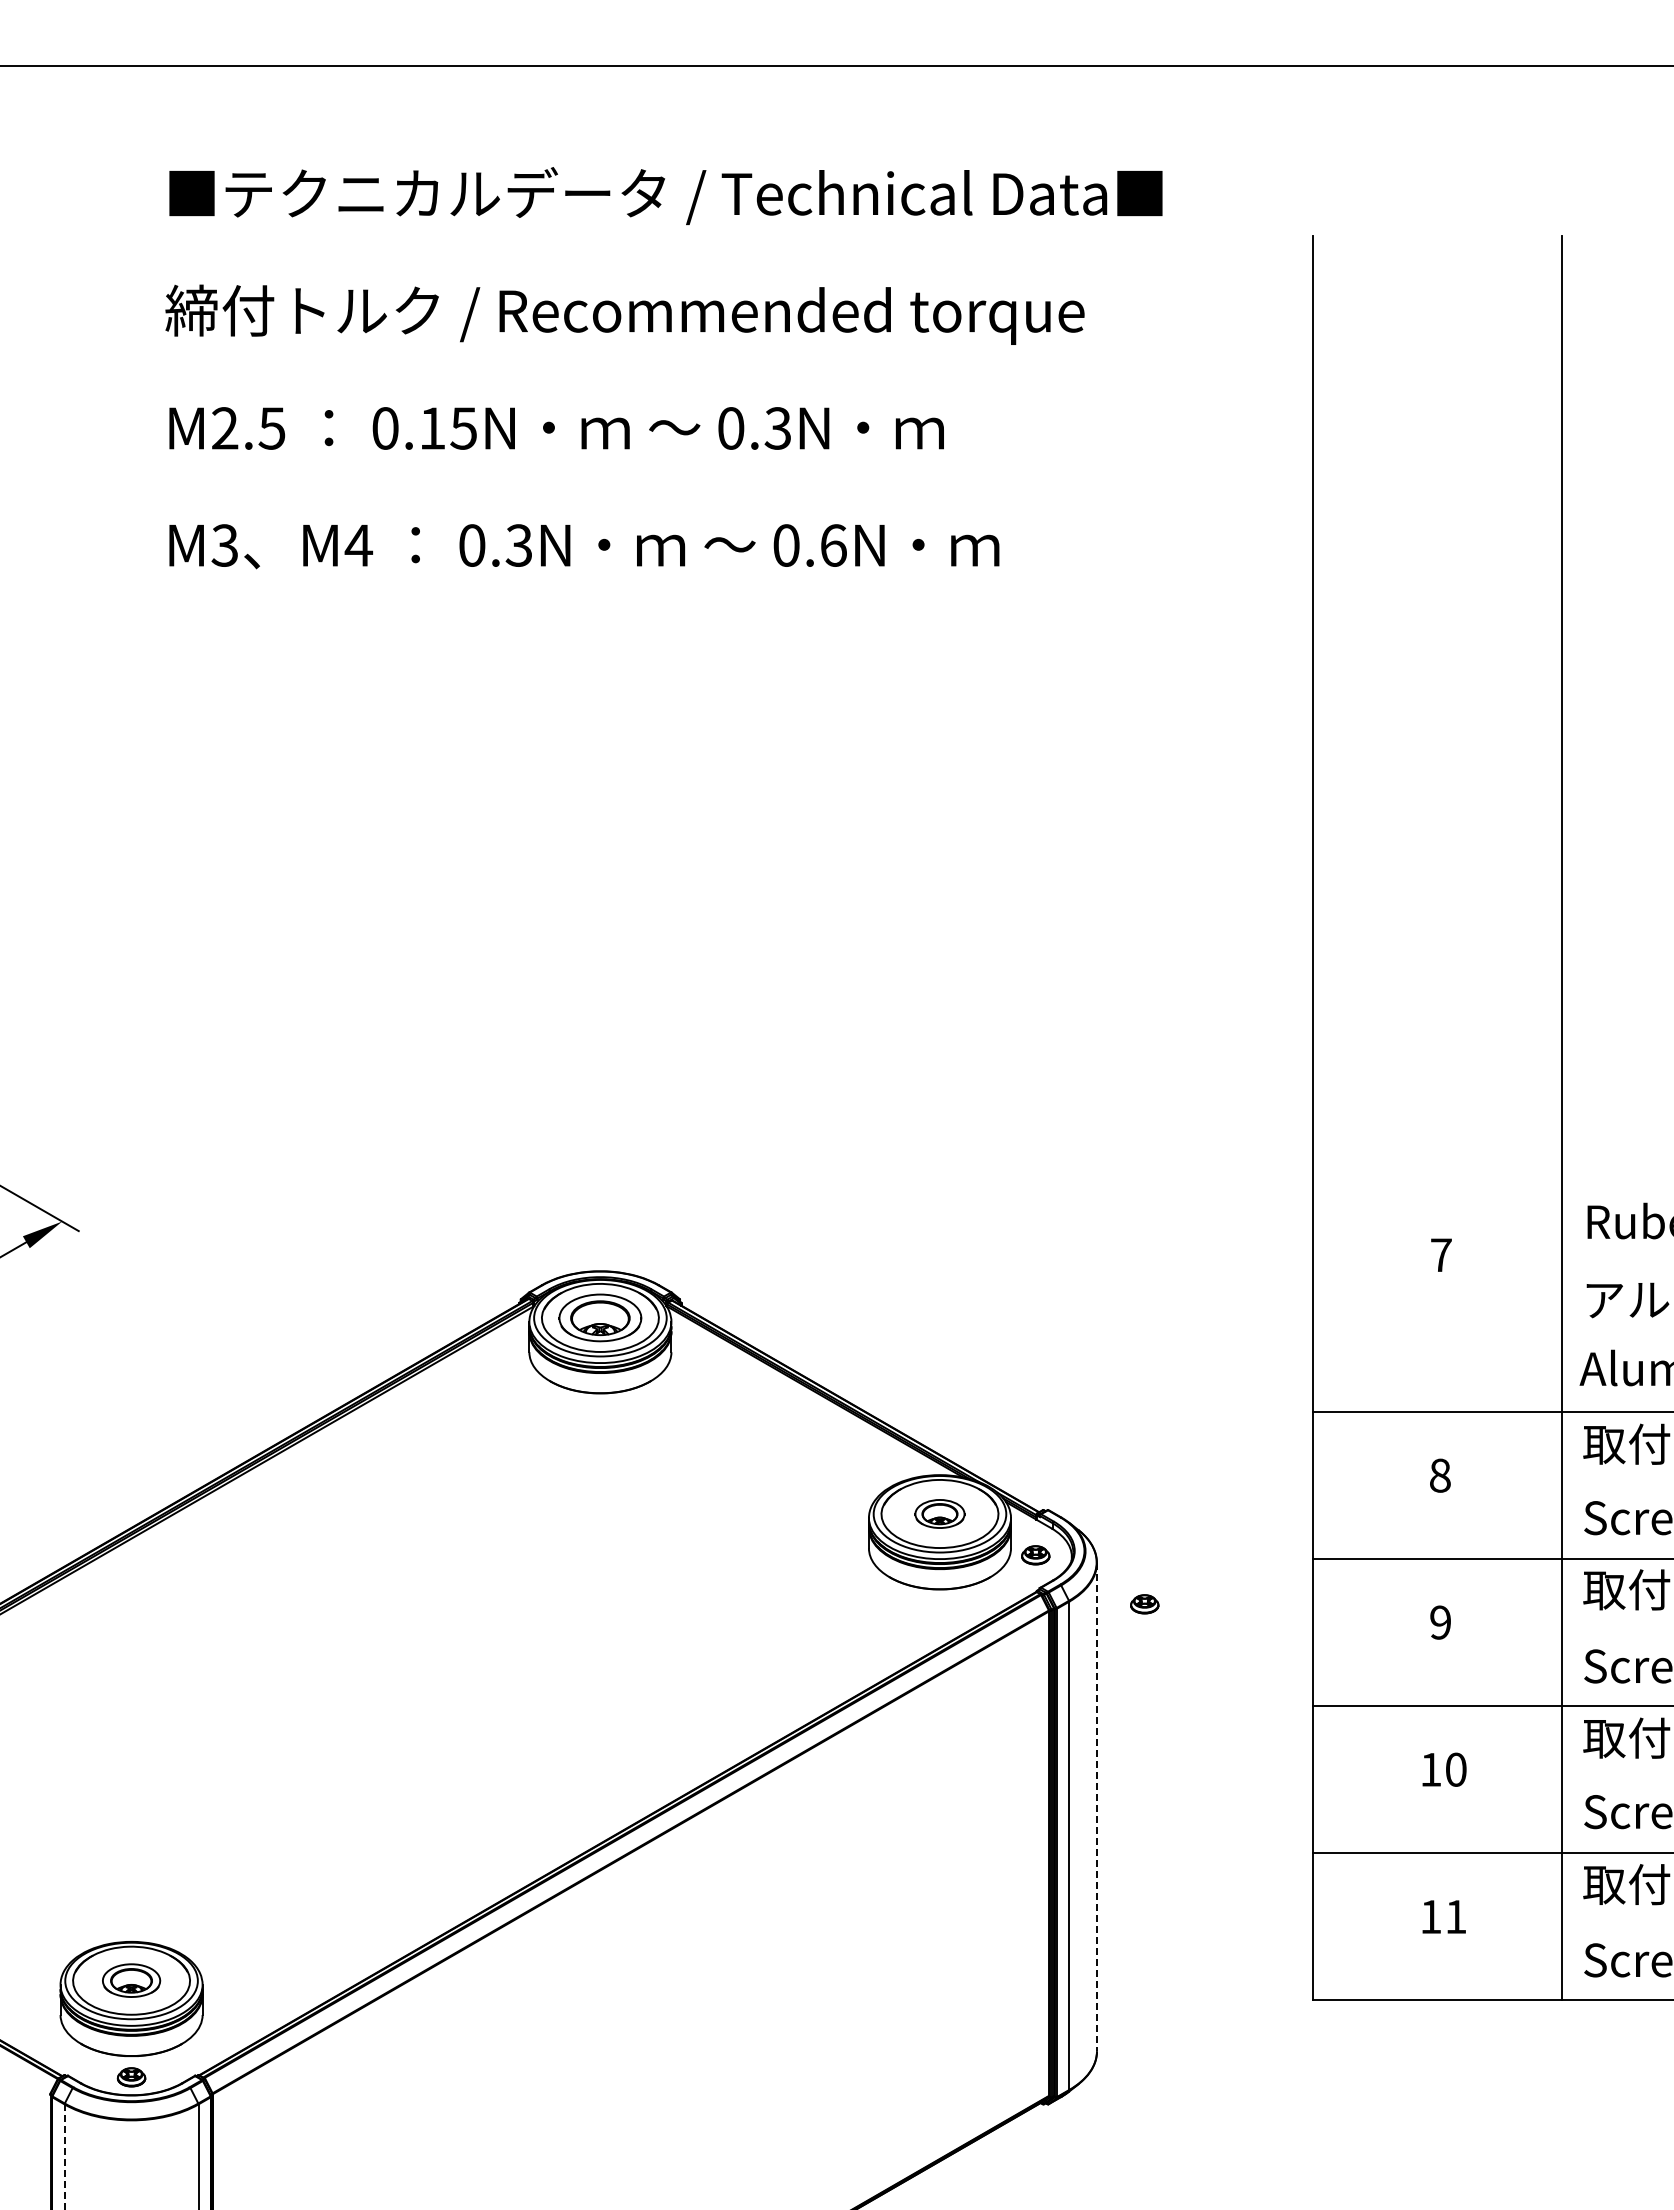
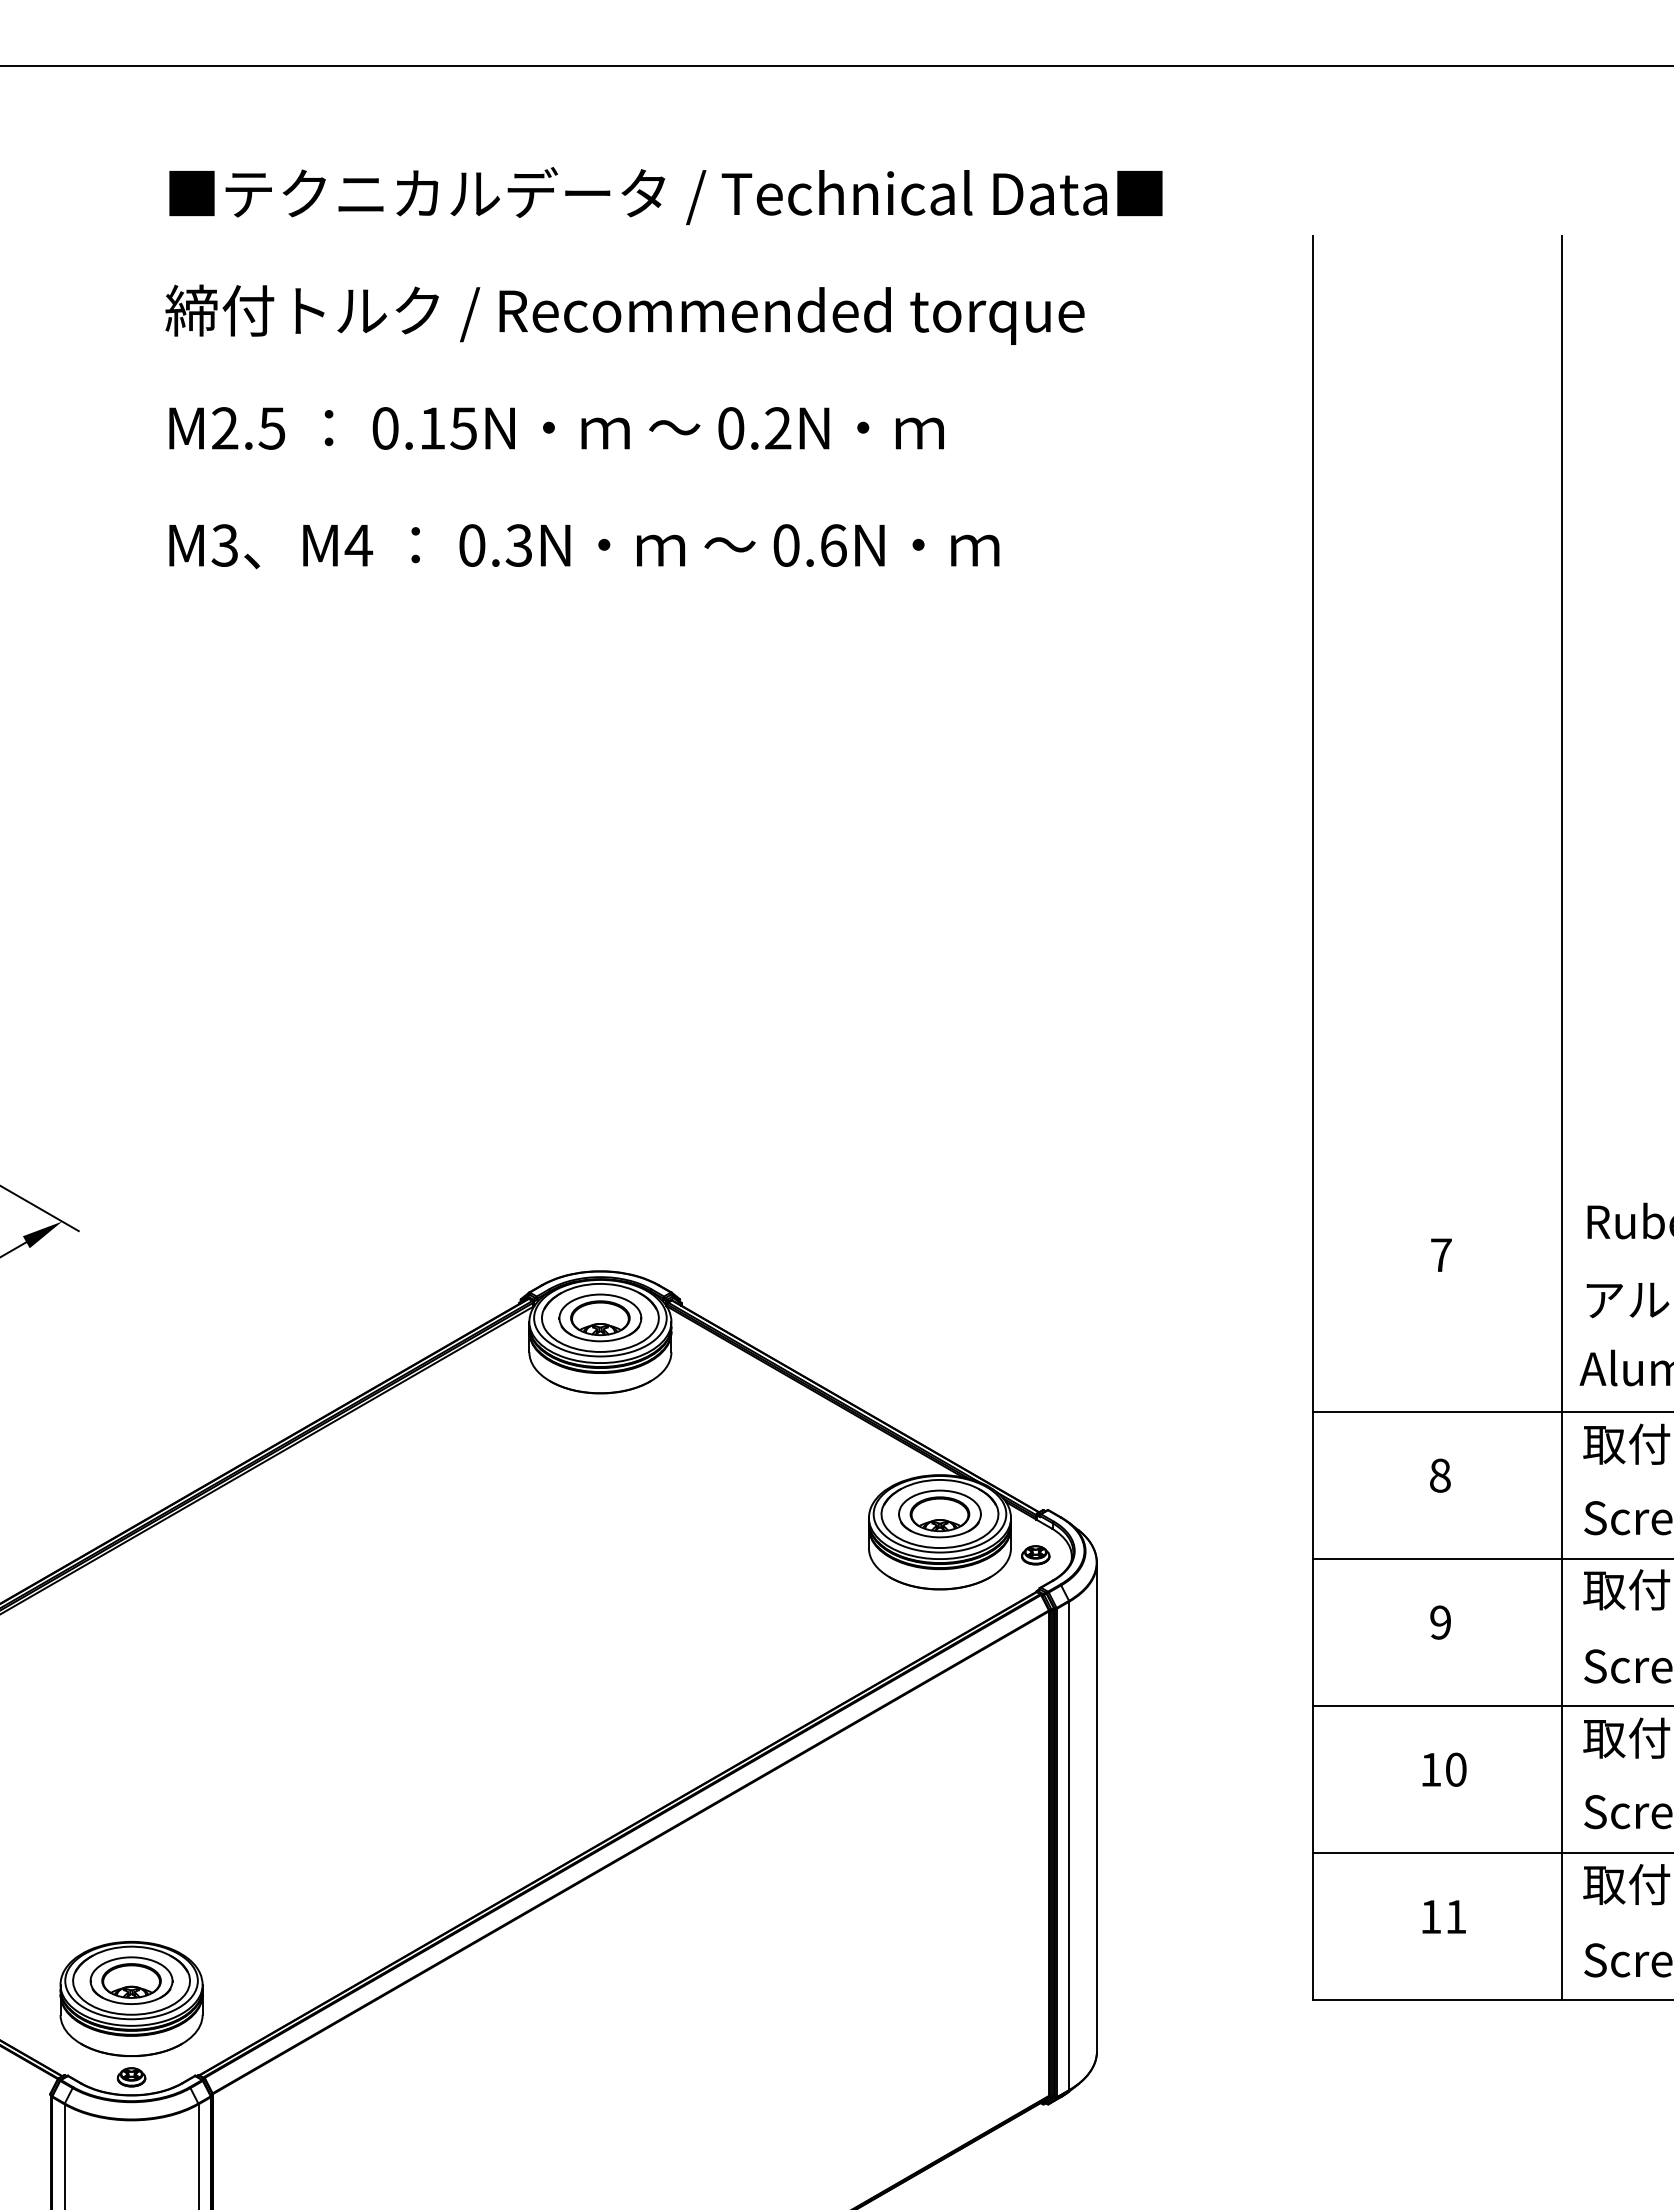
text: 0.3N -> 0.2N (777, 428)
part size: 52x30 px -> 84x50 px (939, 1513)
part: present -> none (1144, 1604)
line: dashed -> solid (1096, 1807)
part size: 60x35 px -> 85x49 px (131, 1980)
line: dashed -> solid (64, 2157)
